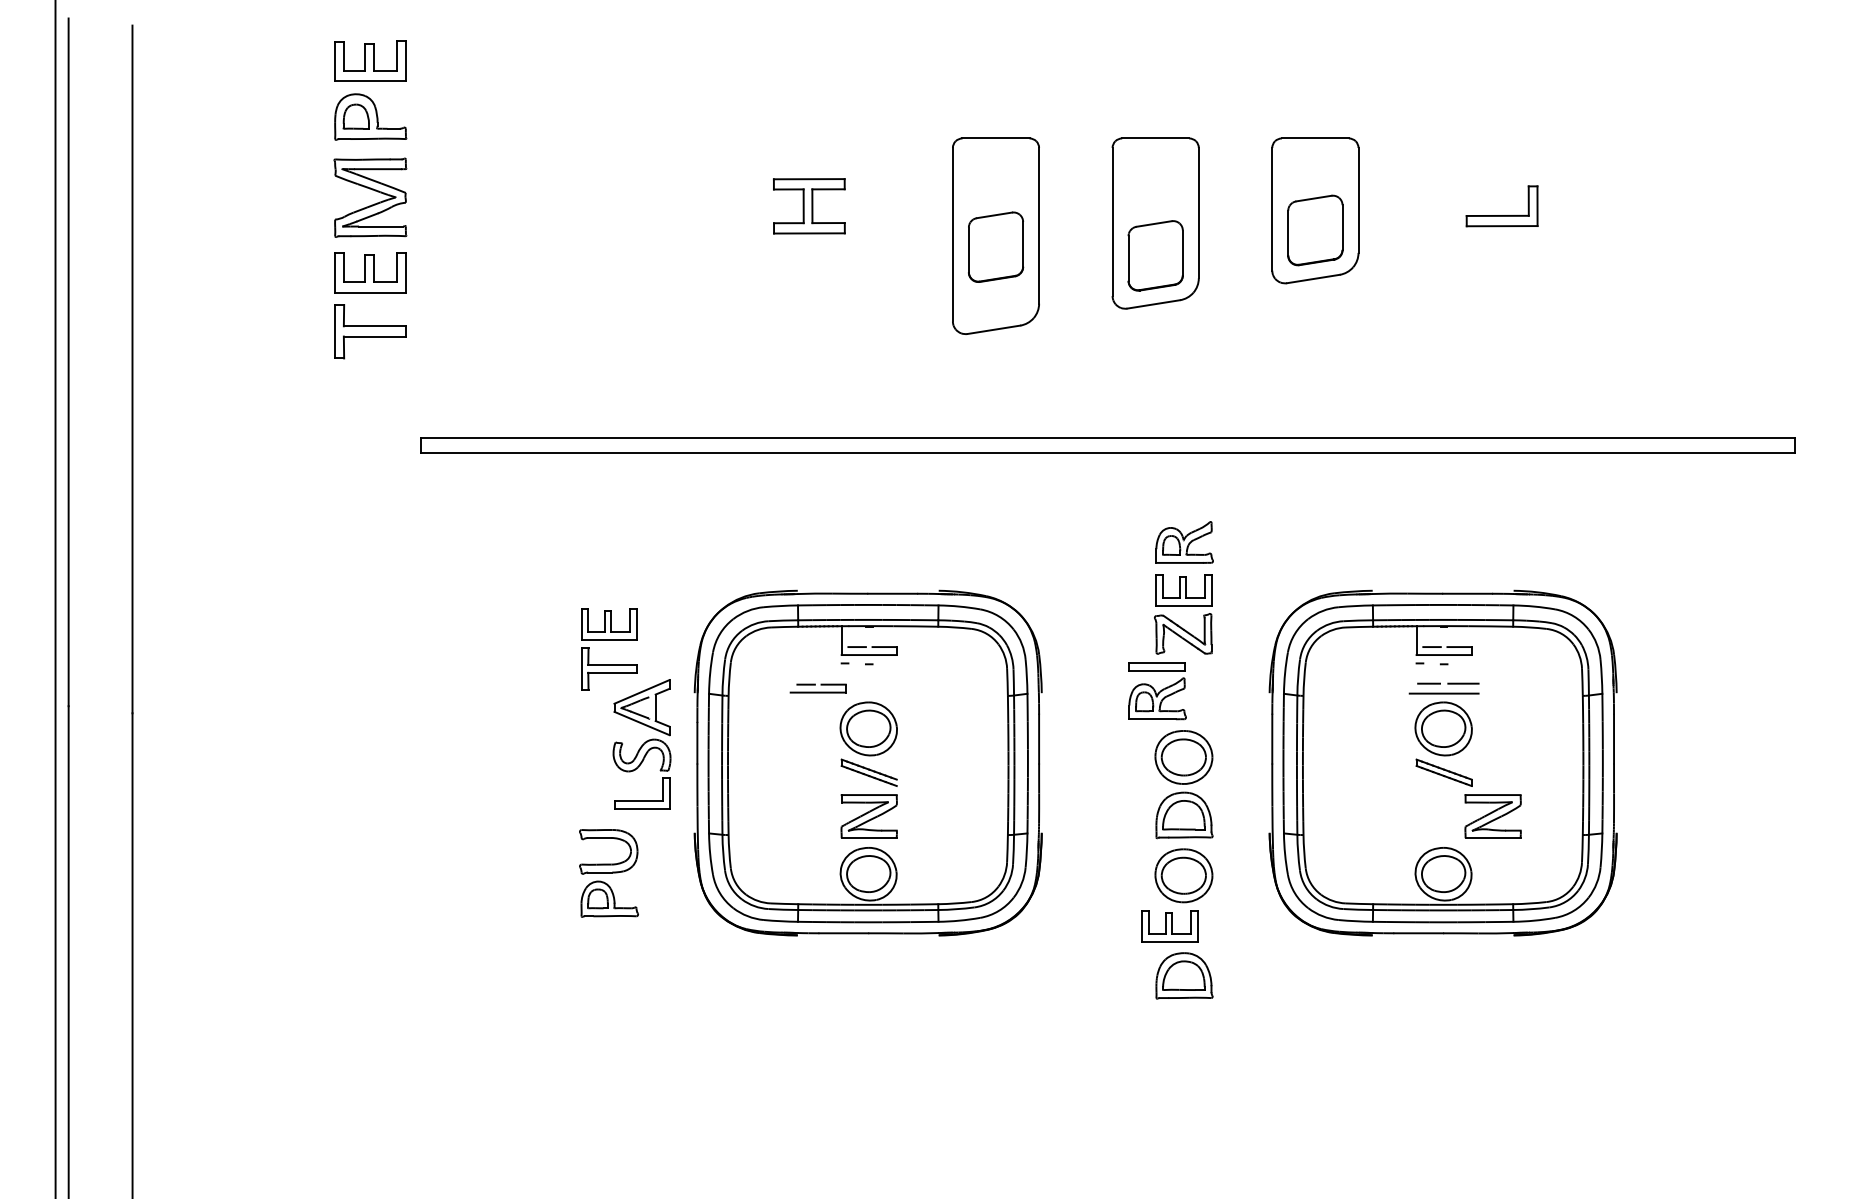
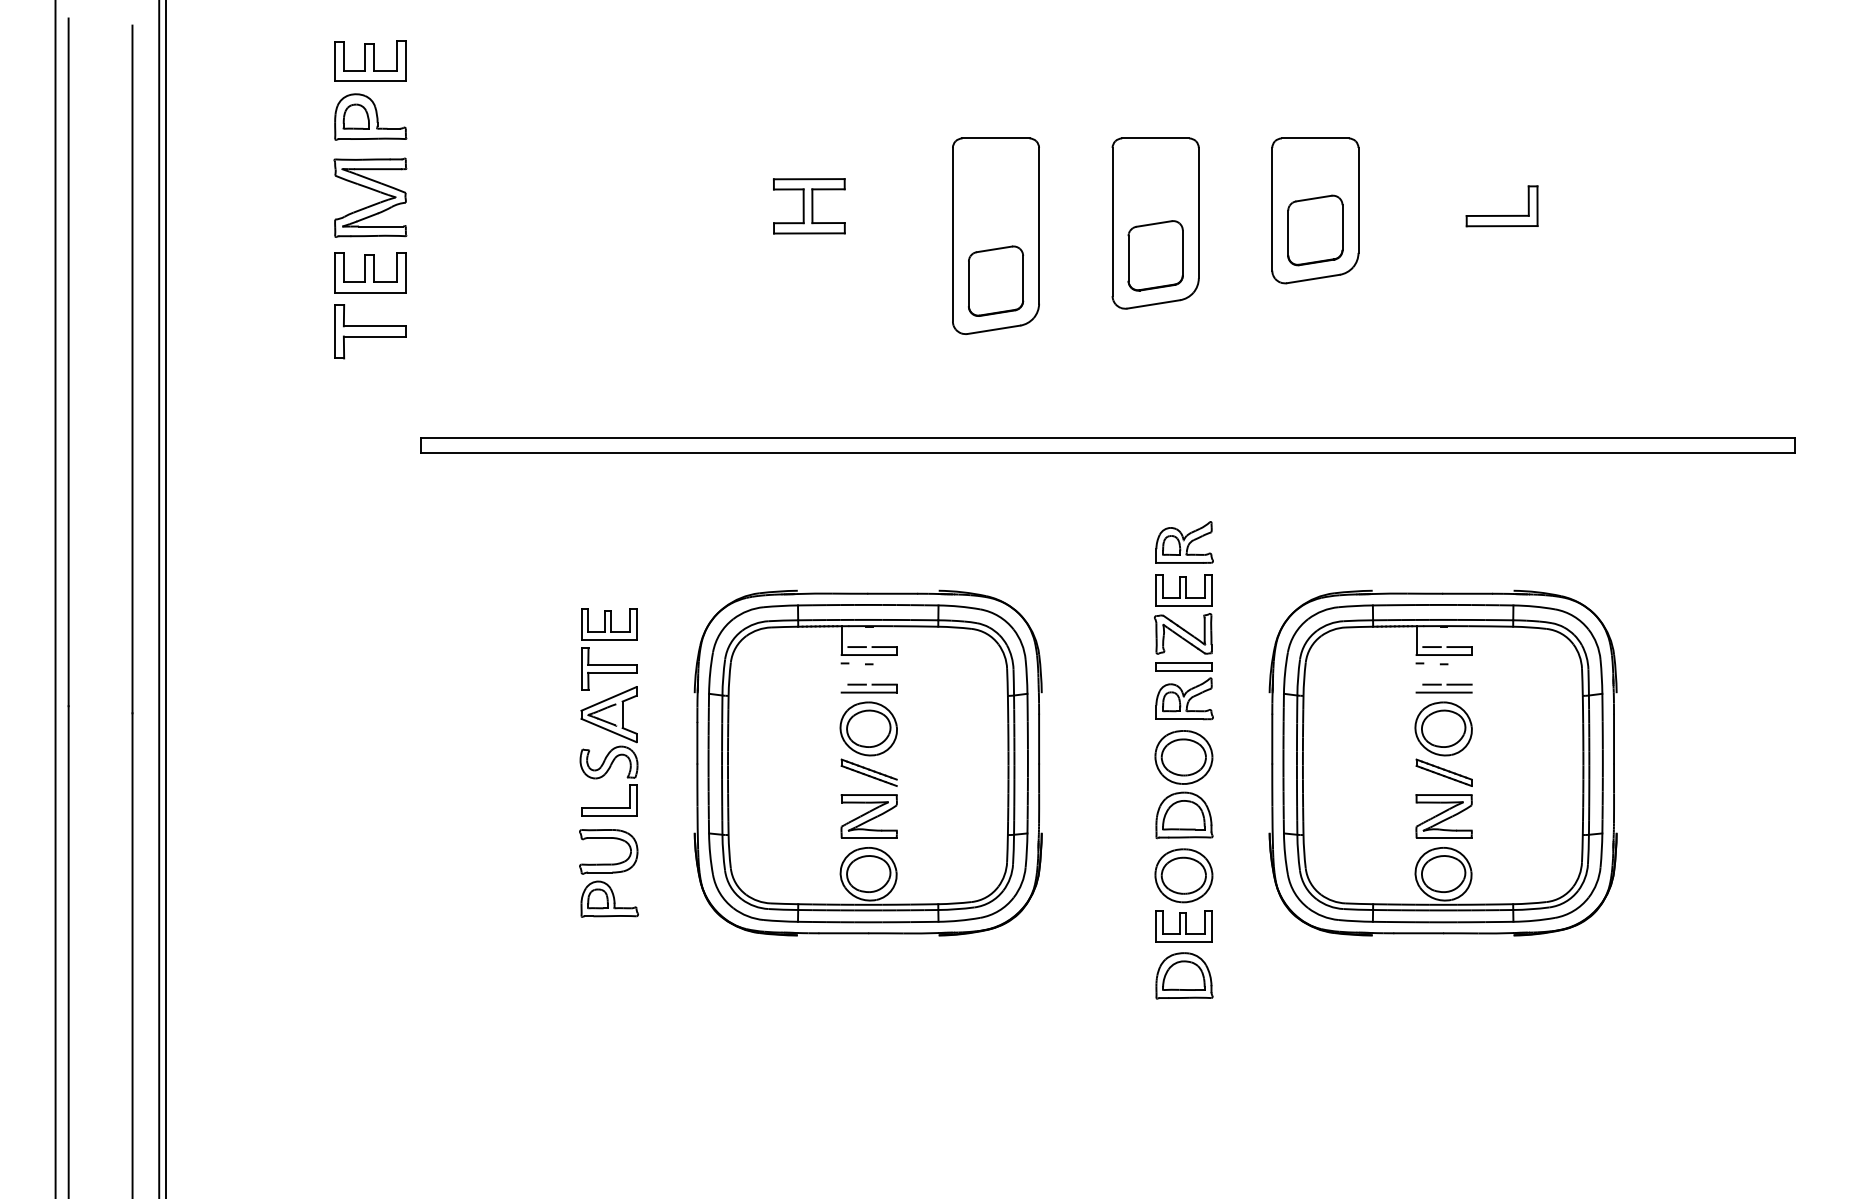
part position: (996, 246) -> (996, 280) (996, 280)
line: none -> present (159, 598)
line: none -> present (165, 598)
part position: (817, 688) -> (868, 688) (868, 688)
part size: 72x13 px -> 58x11 px (1443, 688)
part position: (1157, 691) -> (1184, 691) (1184, 691)
part position: (641, 744) -> (608, 751) (608, 751)
part position: (1492, 816) -> (1443, 816) (1443, 816)
part position: (1169, 926) -> (1183, 926) (1183, 926)
